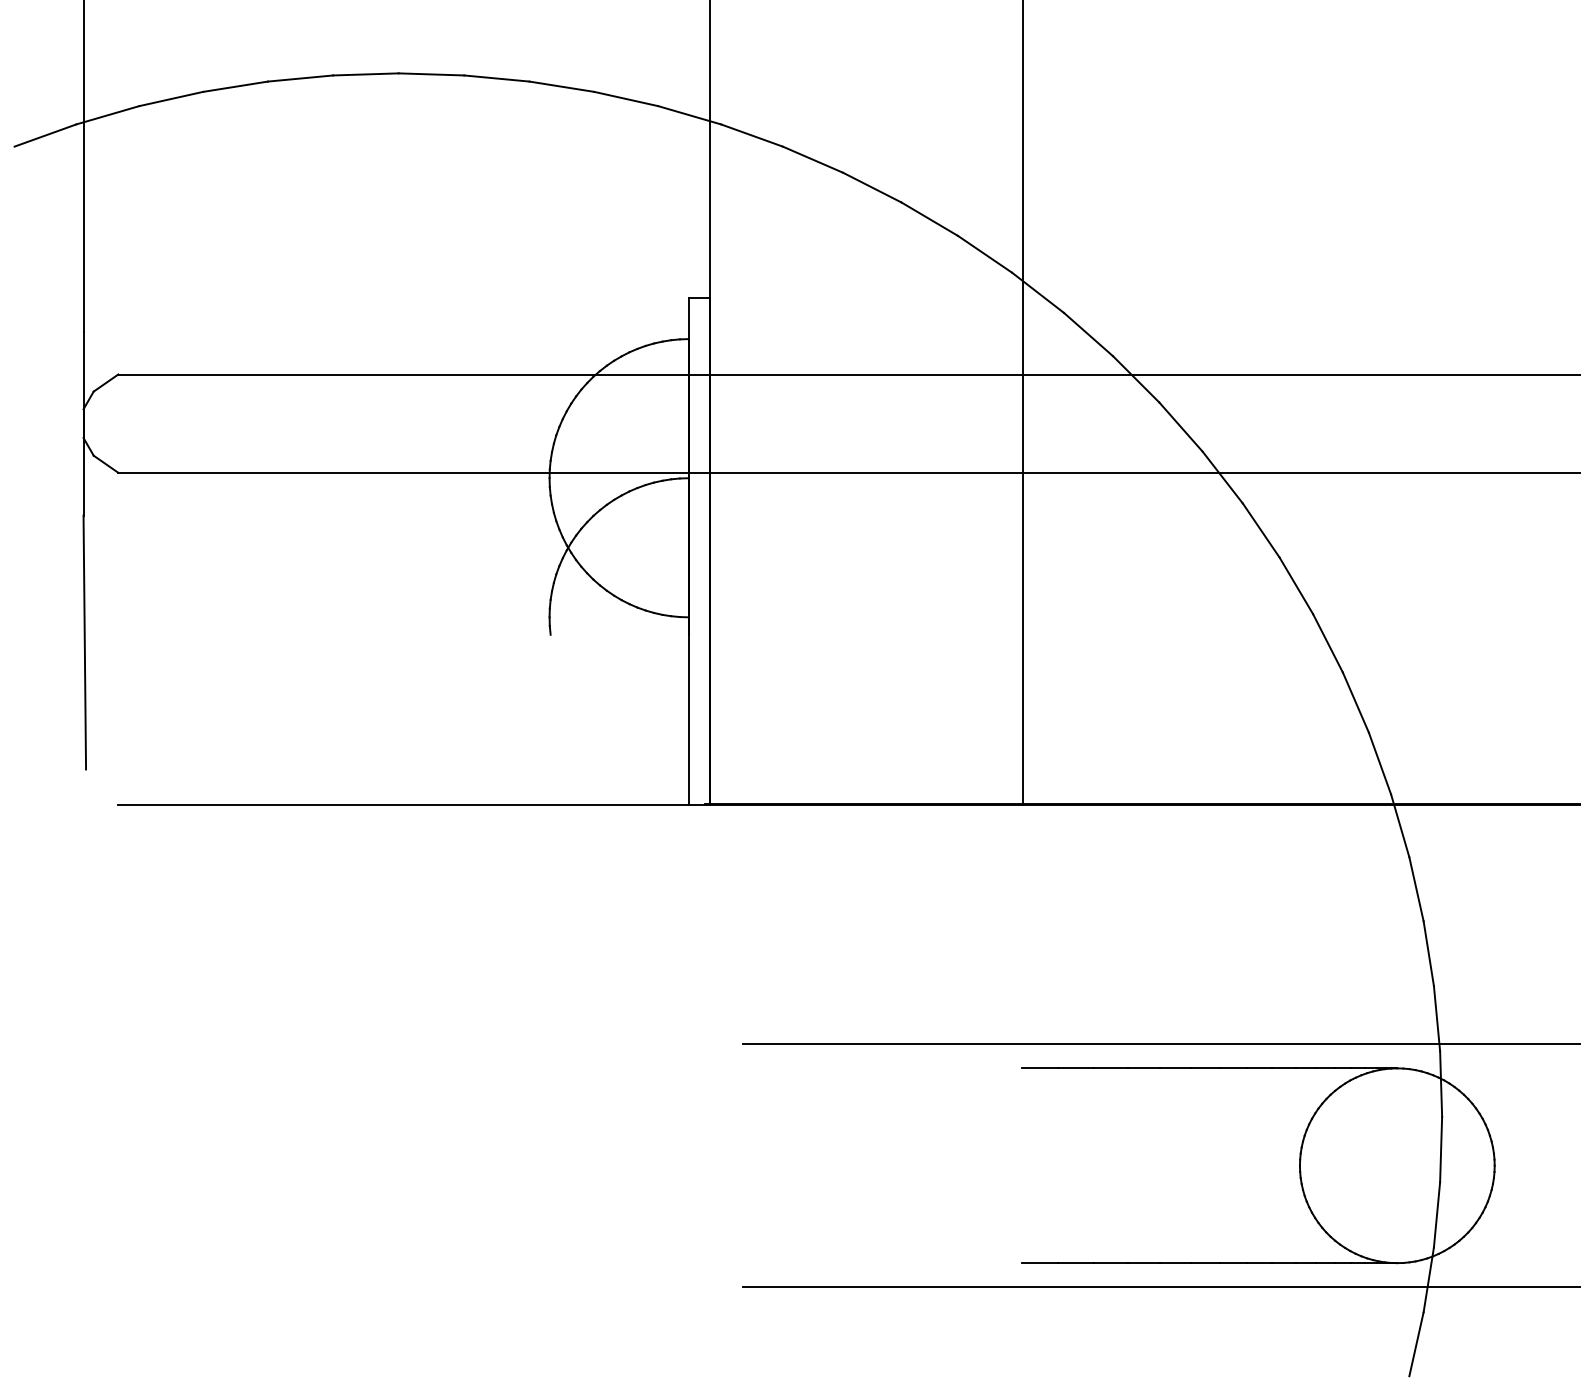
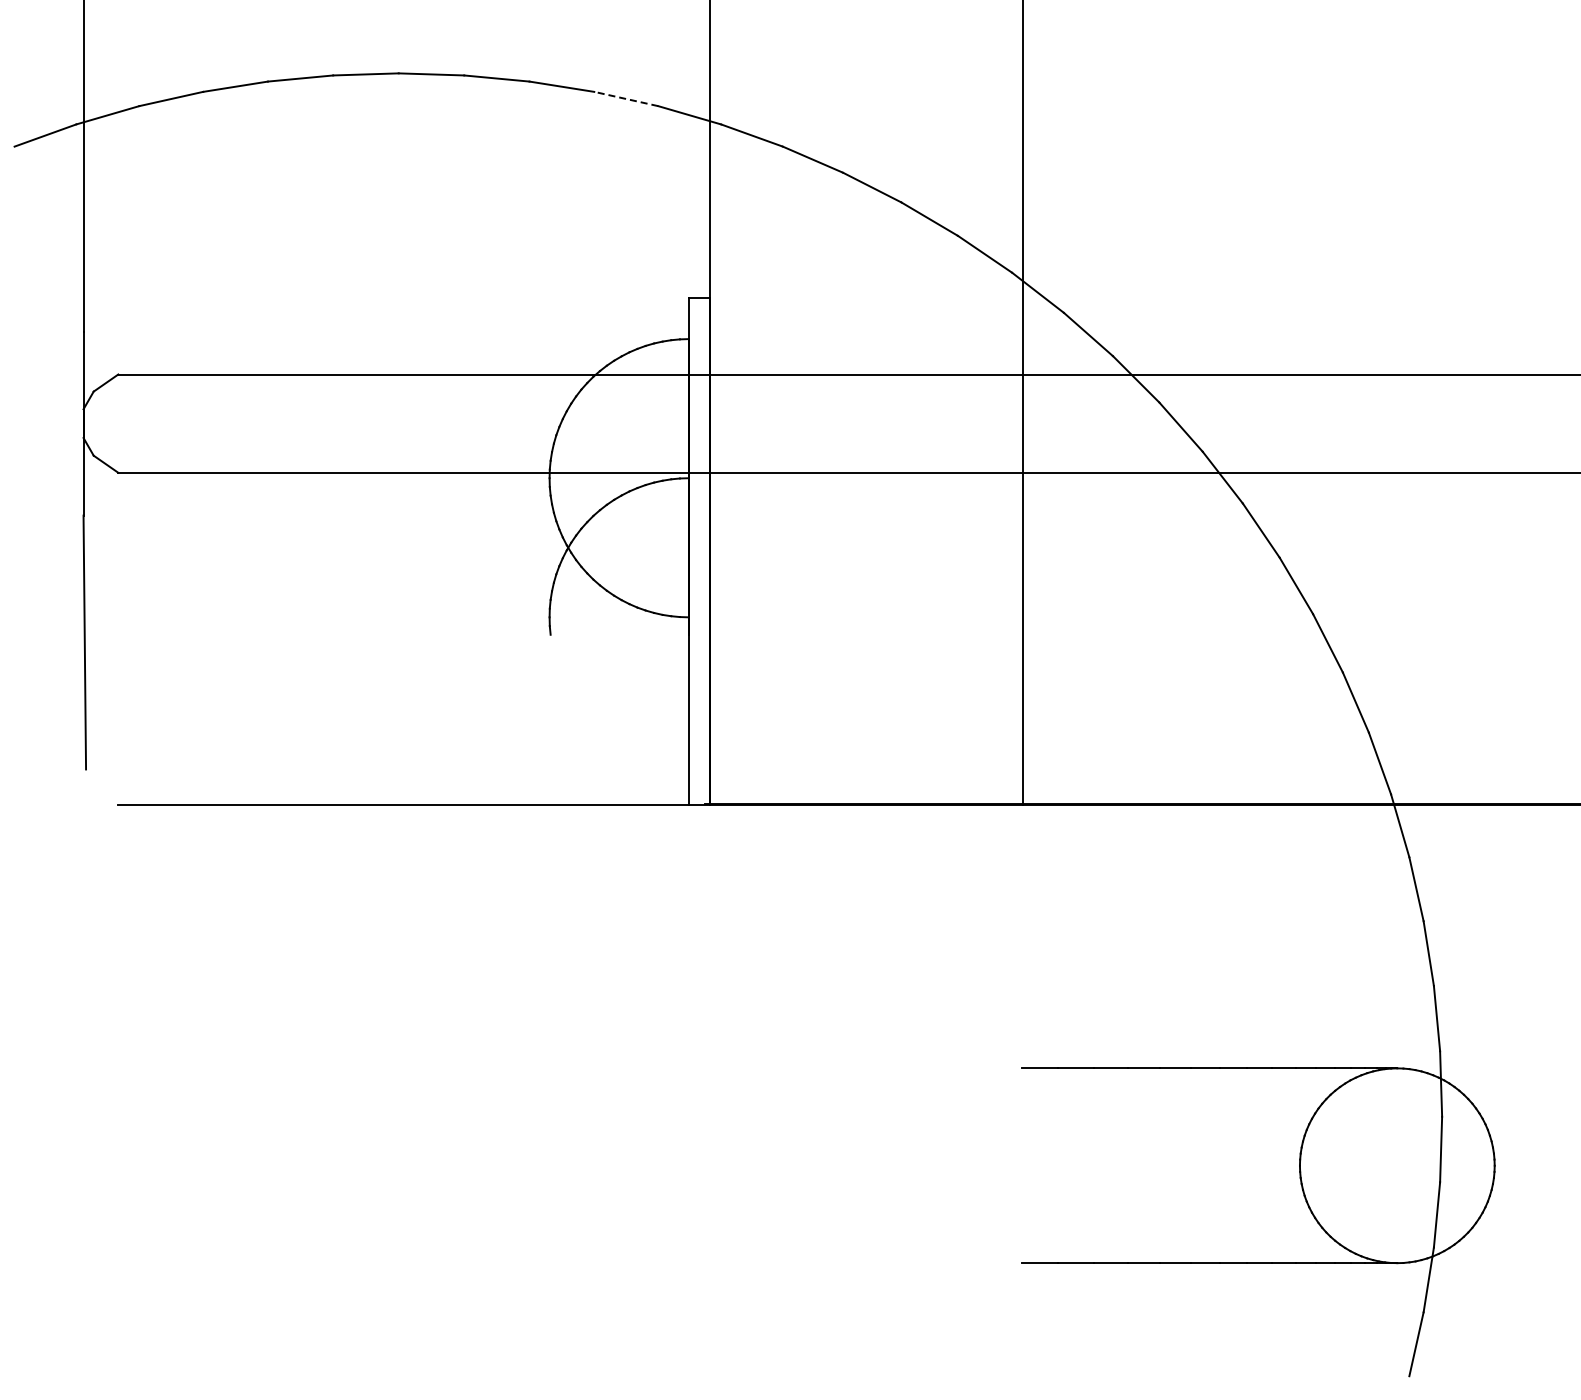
line: solid -> dashed (626, 99)
line: present -> none (1160, 1044)
line: present -> none (1160, 1287)
